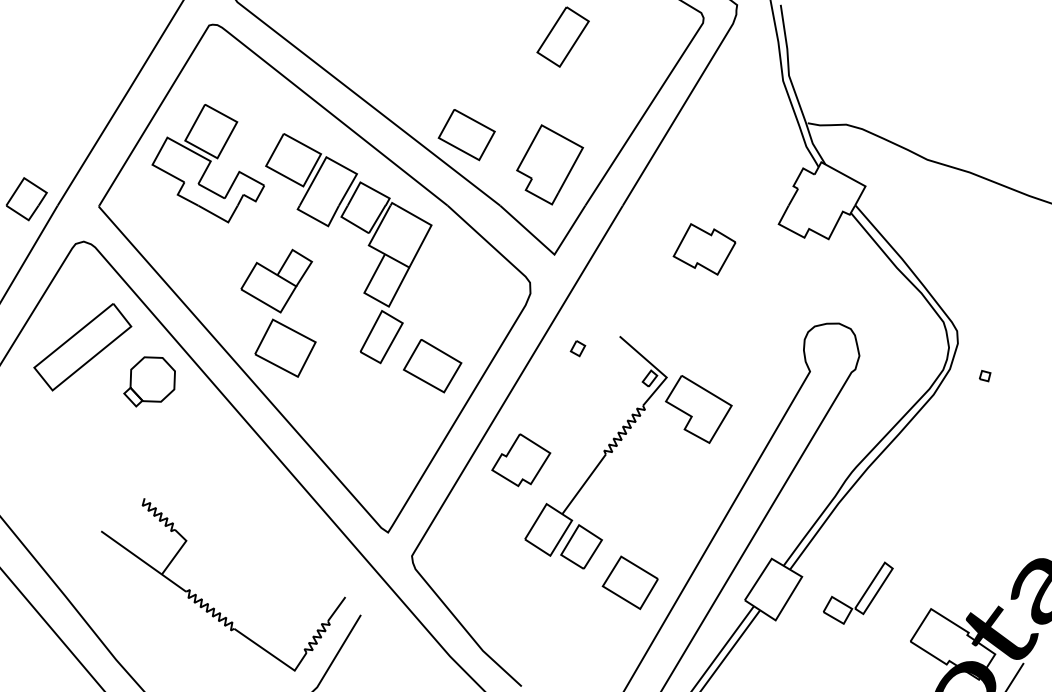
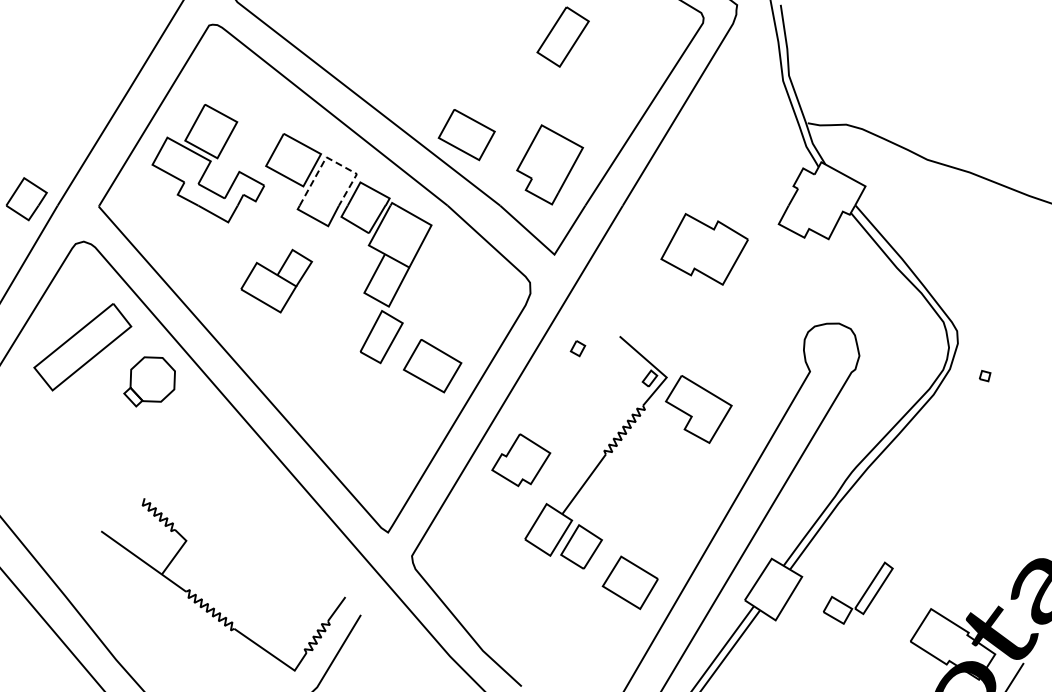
line: solid -> dashed (333, 161)
part size: 65x53 px -> 89x73 px (704, 249)
part: present -> none (285, 347)
